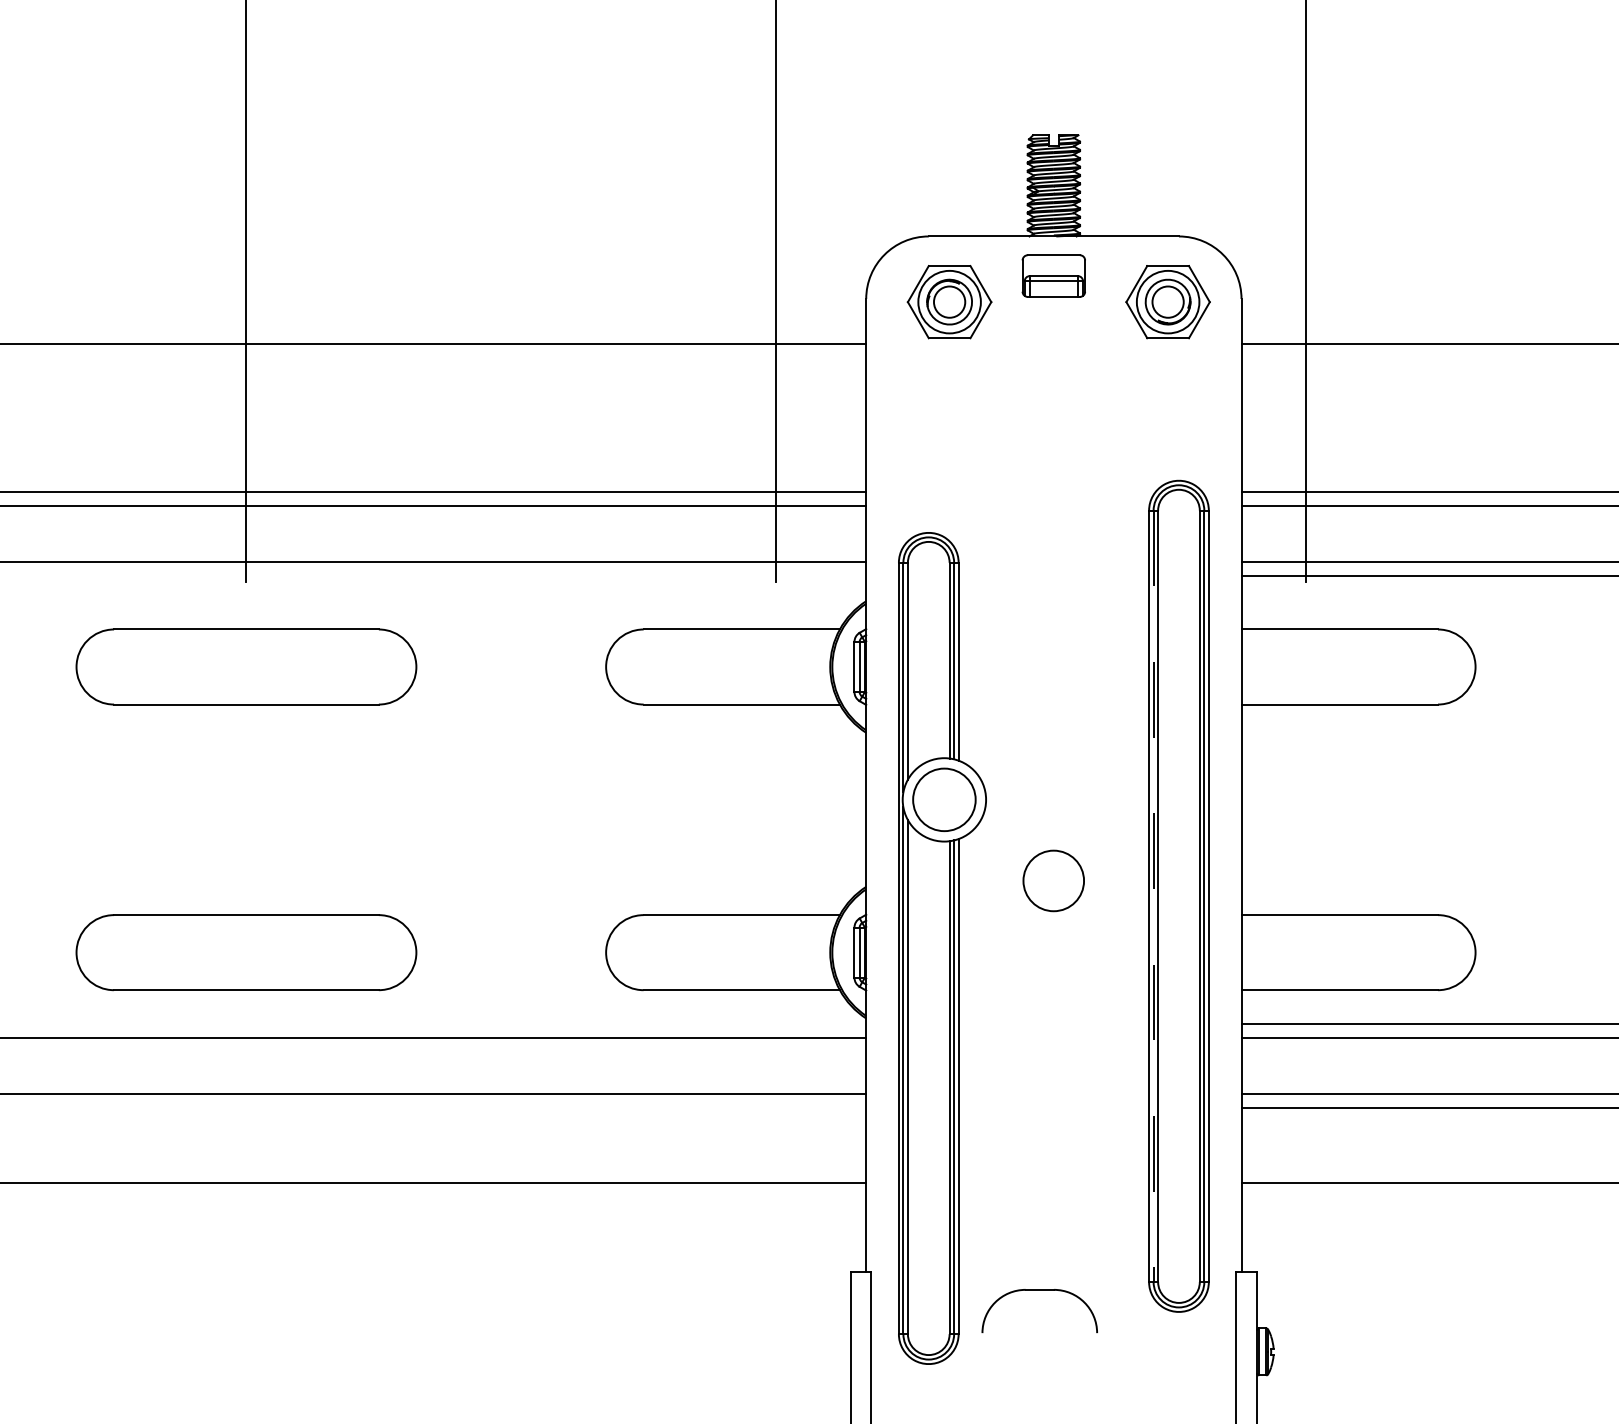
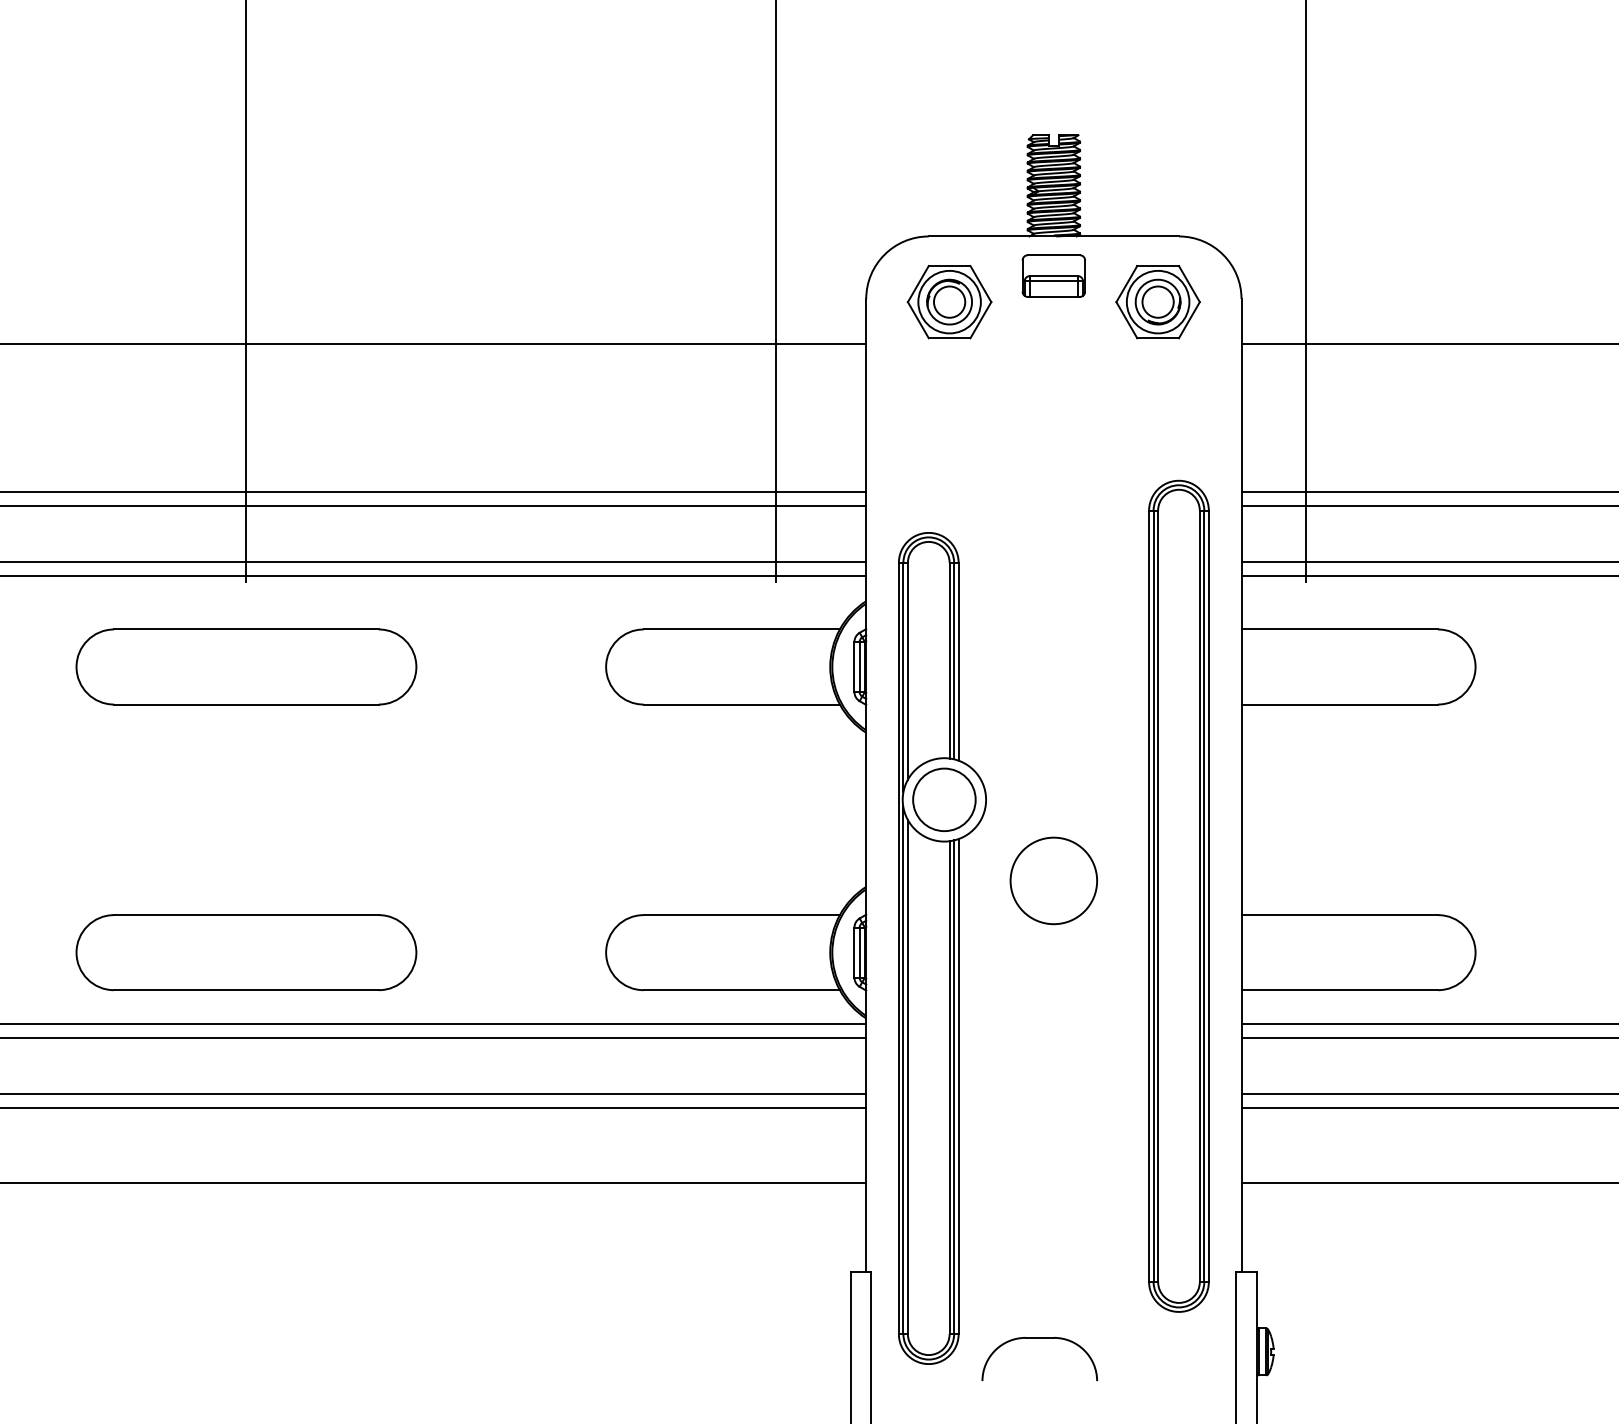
part position: (1167, 302) -> (1157, 302) (1157, 302)
line: none -> present (434, 576)
circle size: 63x64 px -> 89x90 px (1053, 880)
line: dashed -> solid (1153, 896)
line: none -> present (434, 1023)
line: none -> present (434, 1107)
part position: (1039, 1290) -> (1039, 1338) (1039, 1338)
